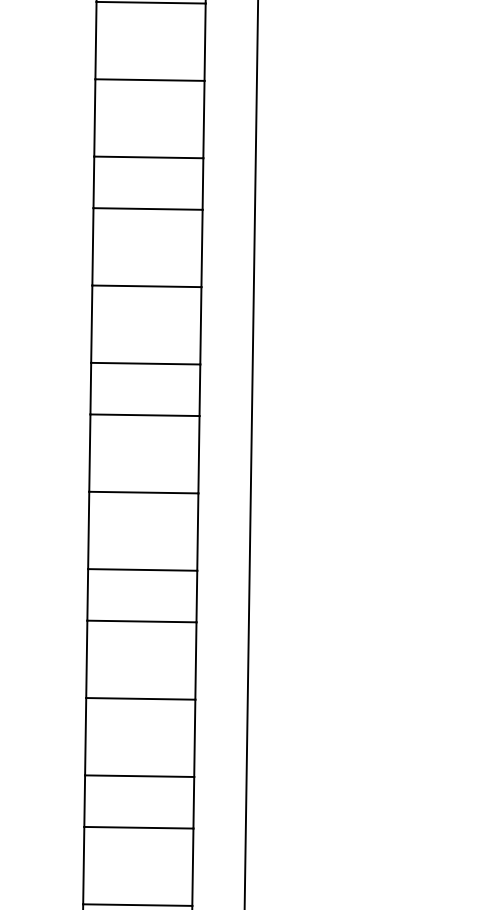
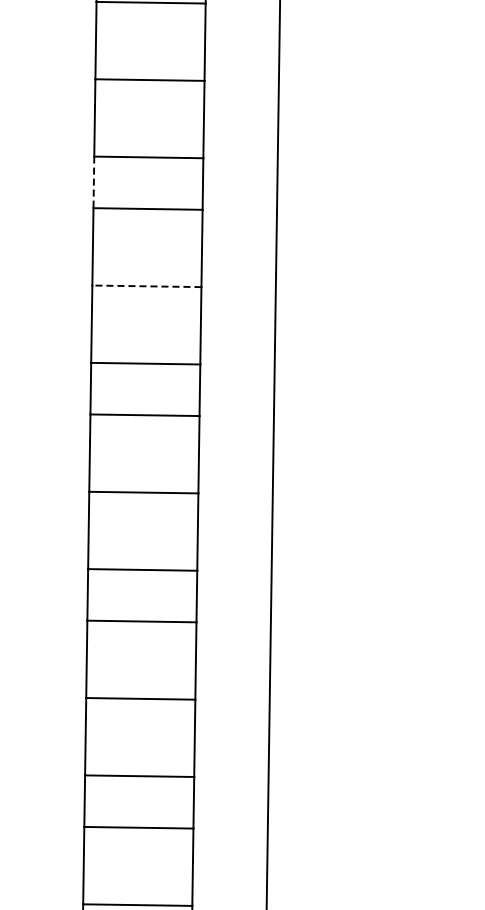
line: solid -> dashed (93, 182)
line: solid -> dashed (146, 286)
line position: (251, 454) -> (273, 454) (273, 454)
